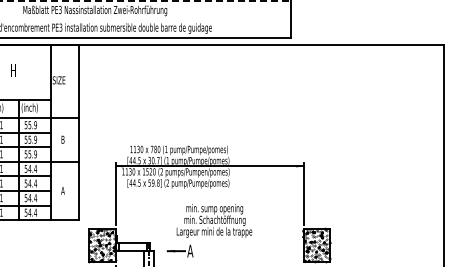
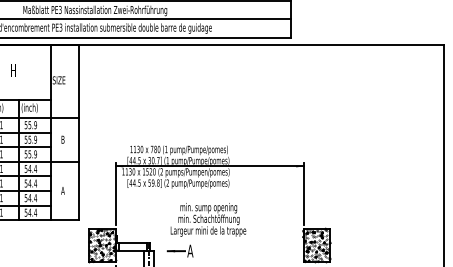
line: dashed -> solid (145, 1)
line: none -> present (146, 19)
text position: (214, 220) -> (208, 219) (208, 219)
